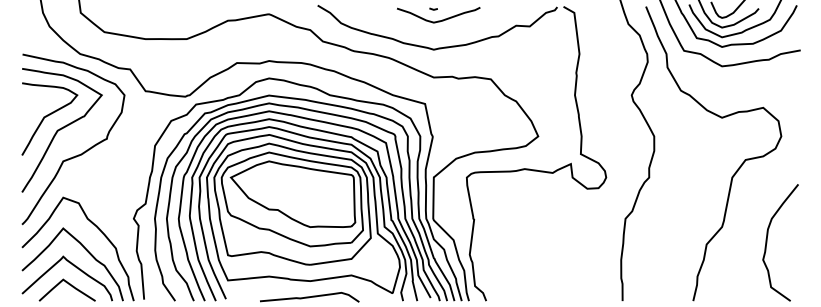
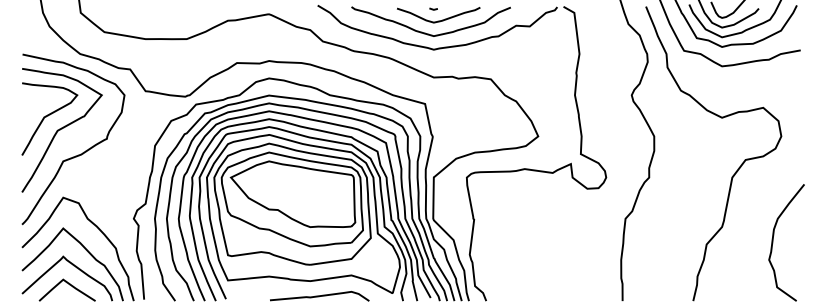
curve: none -> present (425, 32)
curve position: (767, 242) -> (773, 242) (773, 242)
curve position: (309, 297) -> (319, 296) (319, 296)
